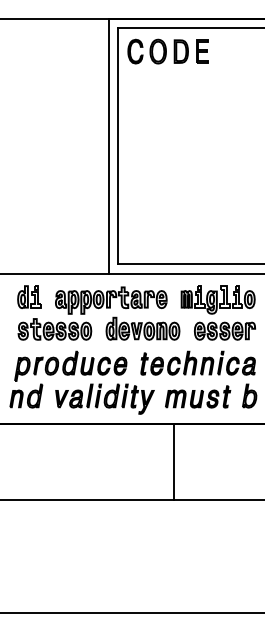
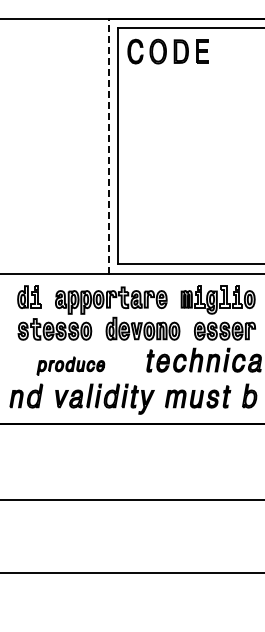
line: solid -> dashed (108, 145)
part position: (197, 362) -> (203, 359) (203, 359)
part size: 114x32 px -> 70x20 px (70, 365)
line: present -> none (173, 461)
line position: (131, 613) -> (131, 573) (131, 573)
